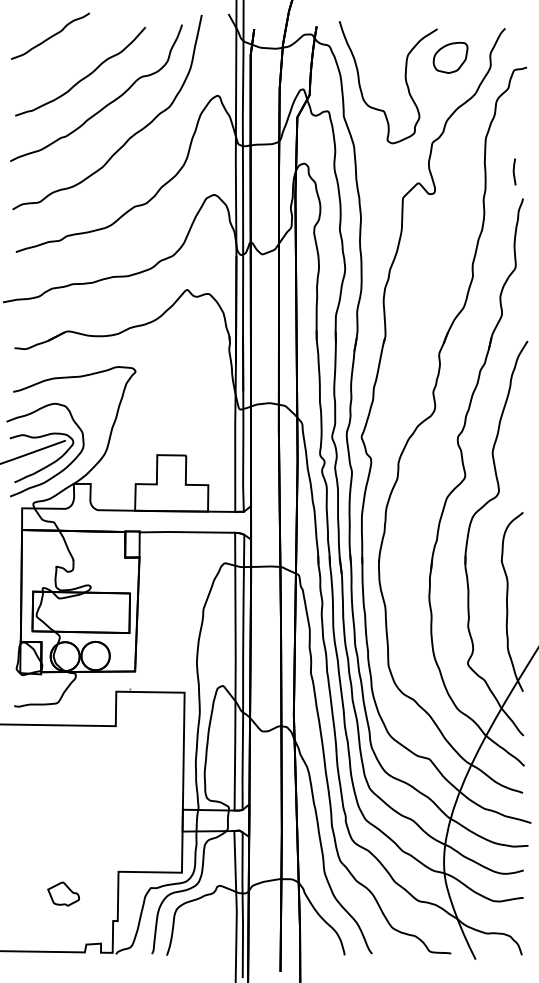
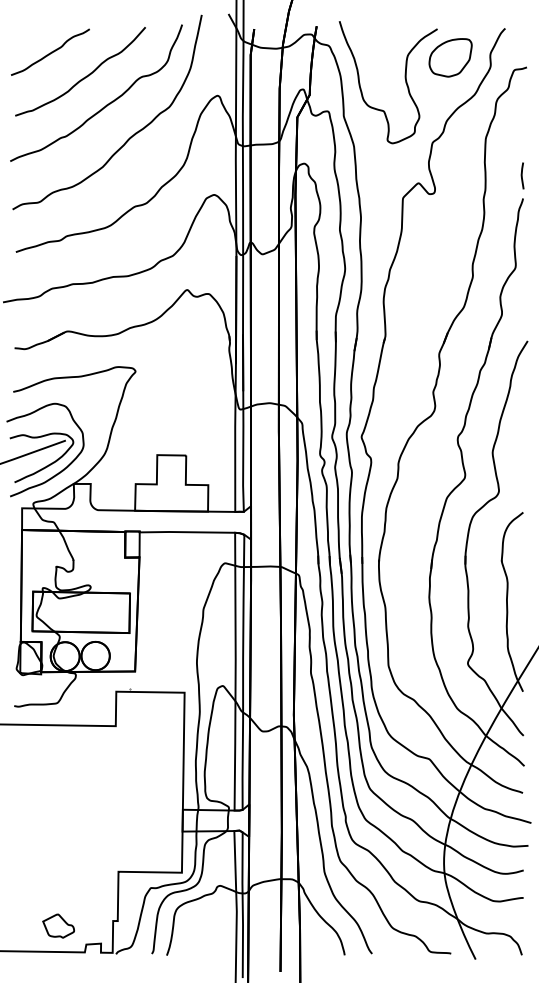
curve position: (51, 35) -> (51, 51) (51, 51)
part size: 37x33 px -> 45x40 px (450, 57)
line position: (514, 171) -> (522, 175) (522, 175)
part position: (63, 893) -> (58, 925) (58, 925)
